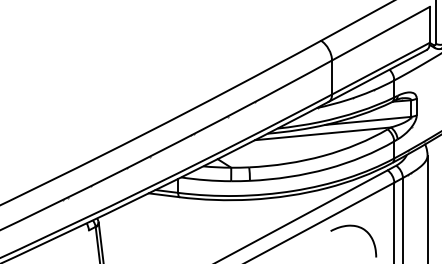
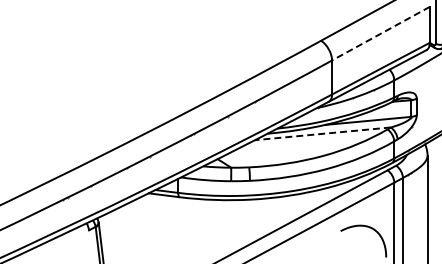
line: solid -> dashed (380, 33)
line: solid -> dashed (322, 133)
curve position: (356, 227) -> (366, 227) (366, 227)
